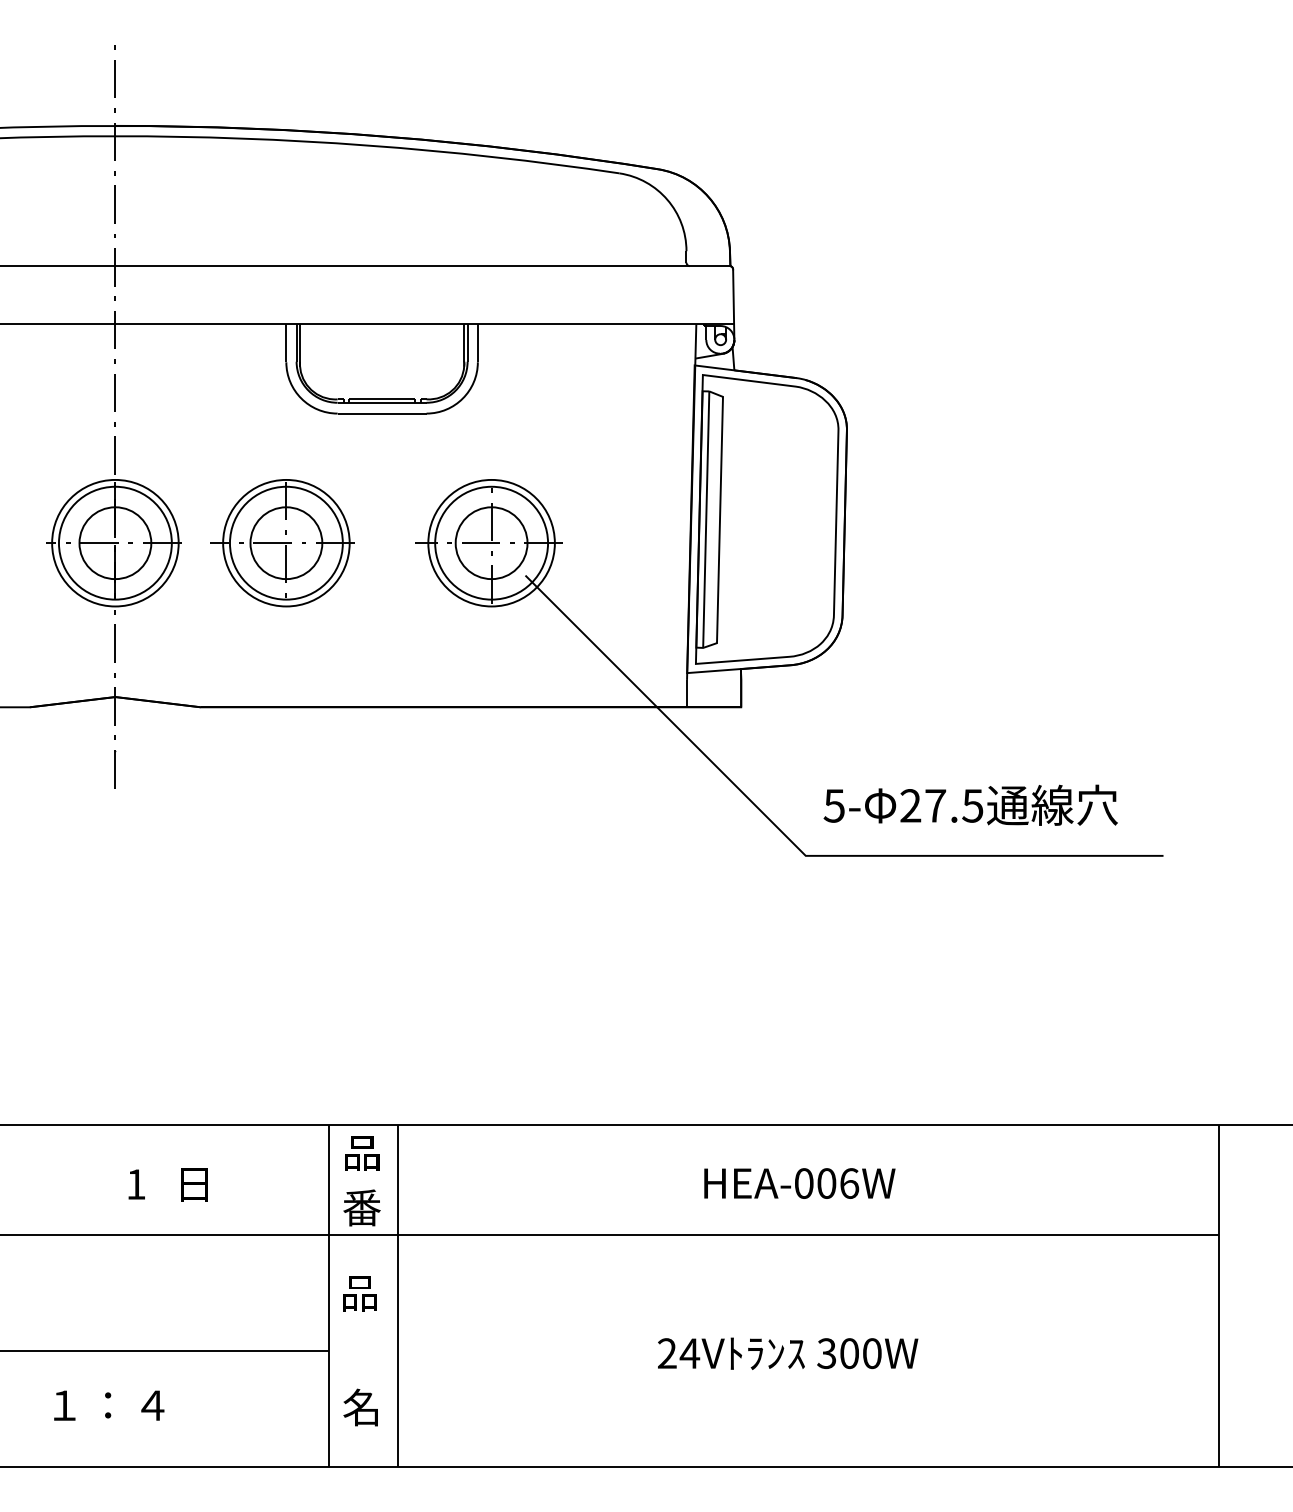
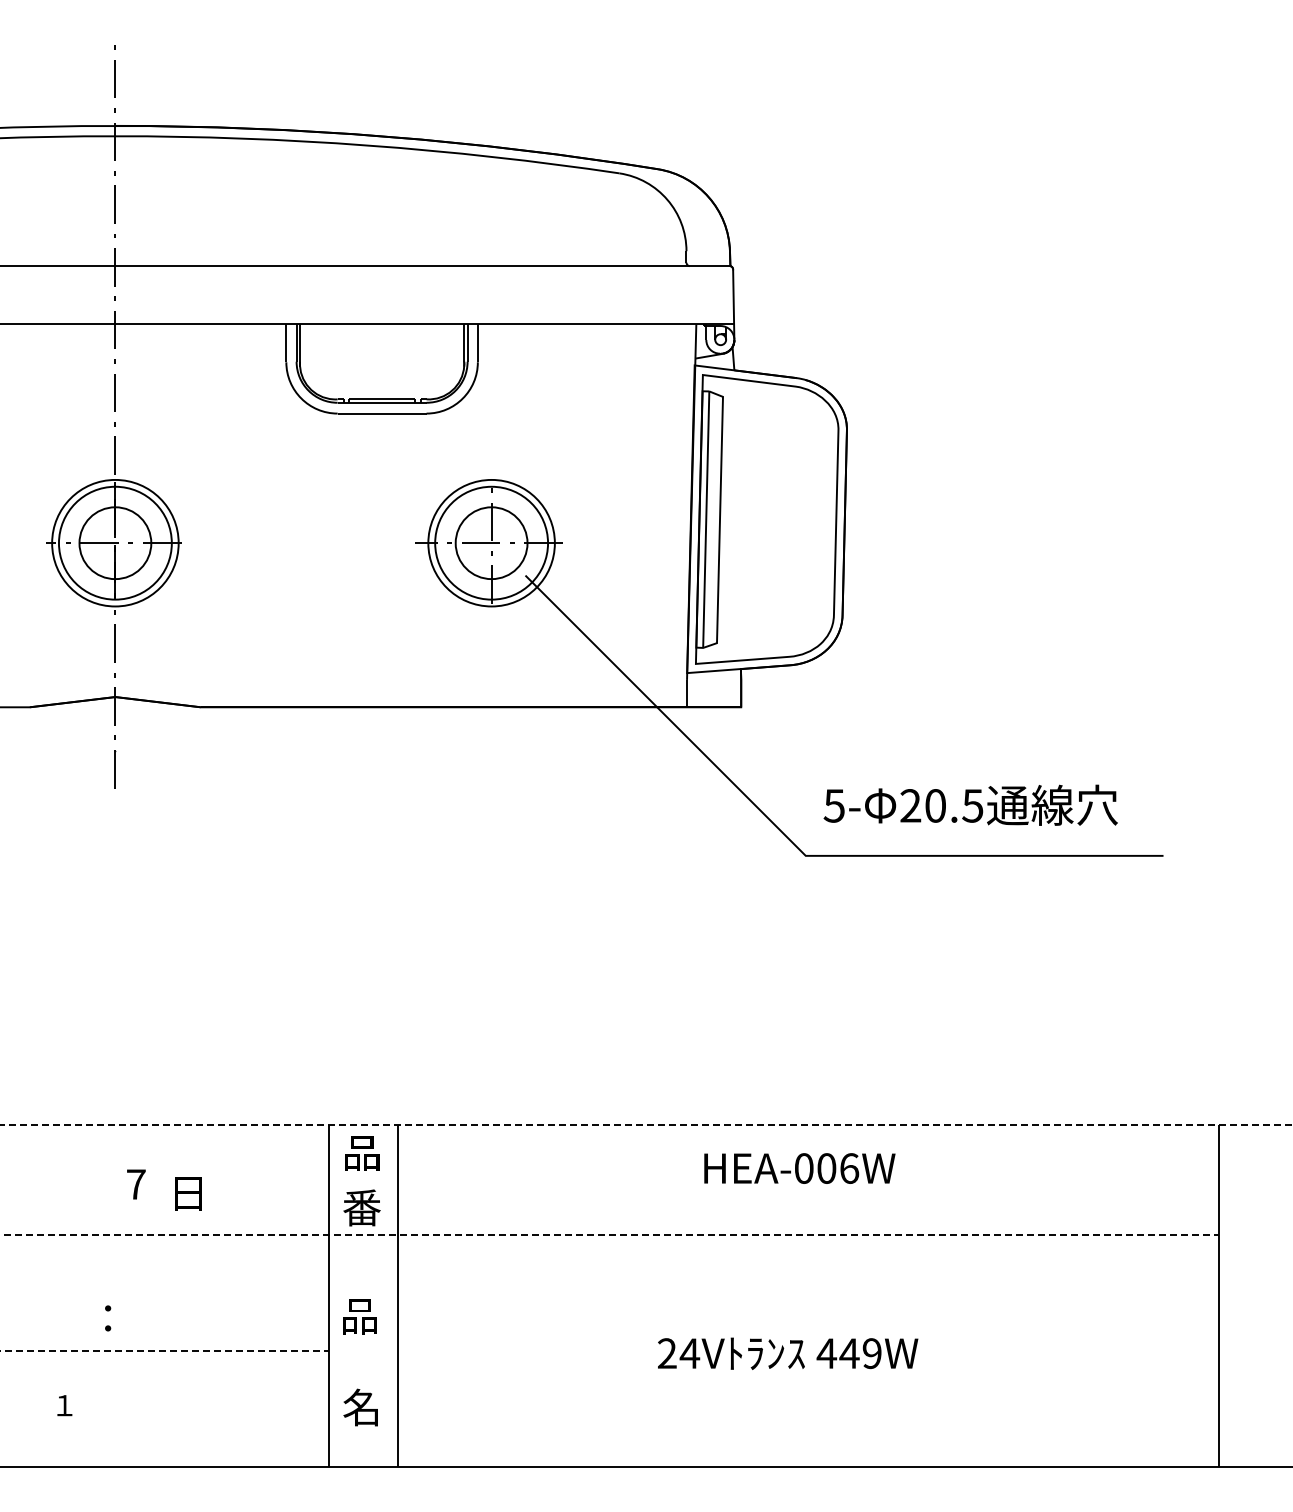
part: present -> none (282, 543)
text: 27.5 -> 20.5 (935, 805)
line: solid -> dashed (646, 1124)
text position: (799, 1183) -> (799, 1168) (799, 1168)
text: 1 -> 7 (136, 1184)
text position: (194, 1184) -> (188, 1193) (188, 1193)
line: solid -> dashed (610, 1234)
part position: (359, 1293) -> (359, 1316) (359, 1316)
line: solid -> dashed (165, 1350)
text: 300W -> 449W (848, 1353)
part position: (108, 1398) -> (108, 1311) (108, 1311)
part size: 22x31 px -> 16x22 px (64, 1405)
part: present -> none (152, 1405)
